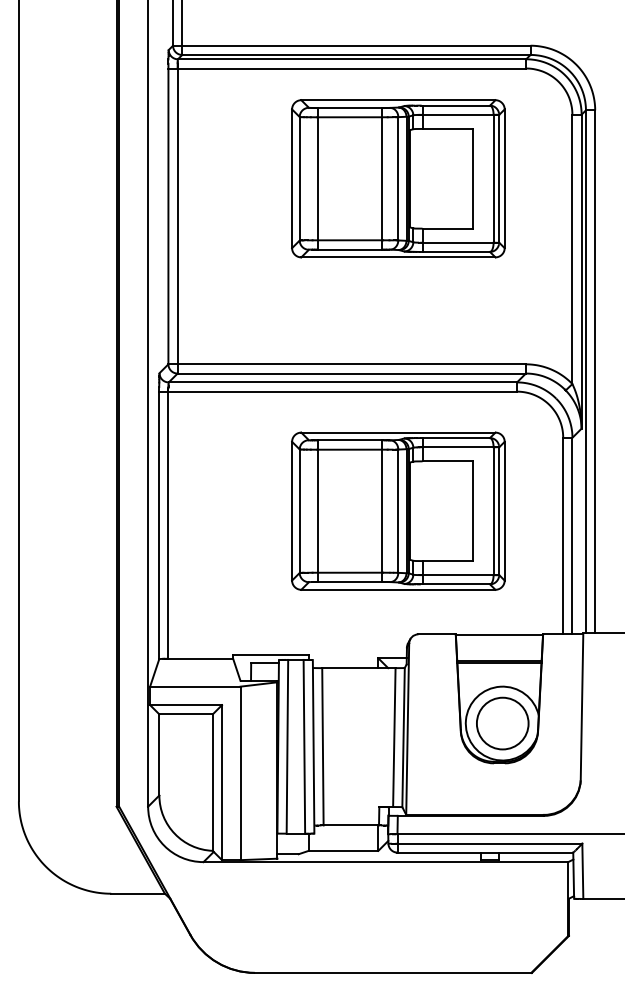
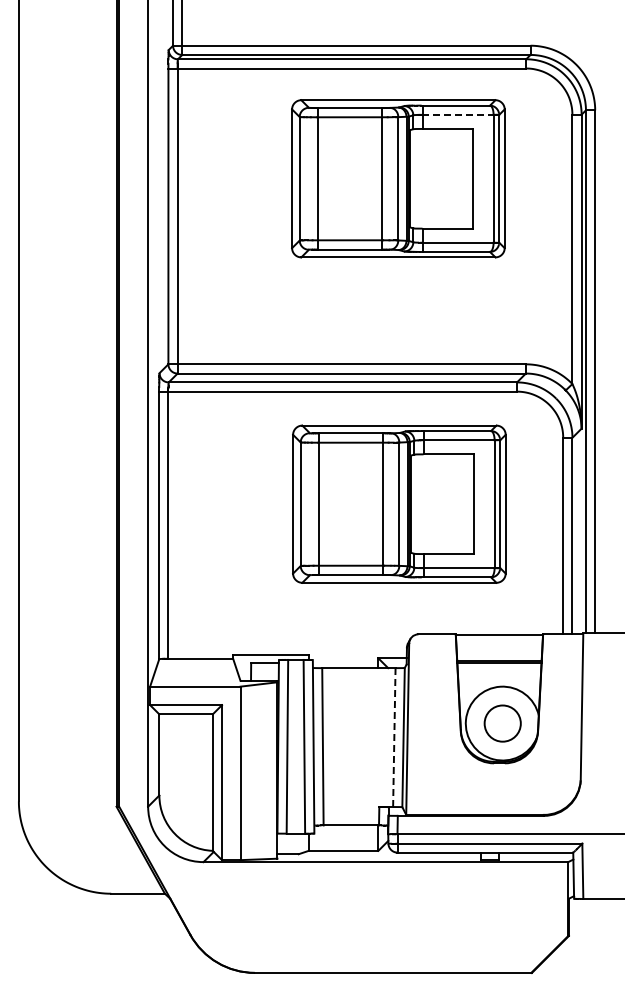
line: solid -> dashed (457, 114)
part position: (398, 510) -> (399, 503) (399, 503)
circle diameter: 52 px -> 36 px (502, 723)
line: solid -> dashed (394, 737)
